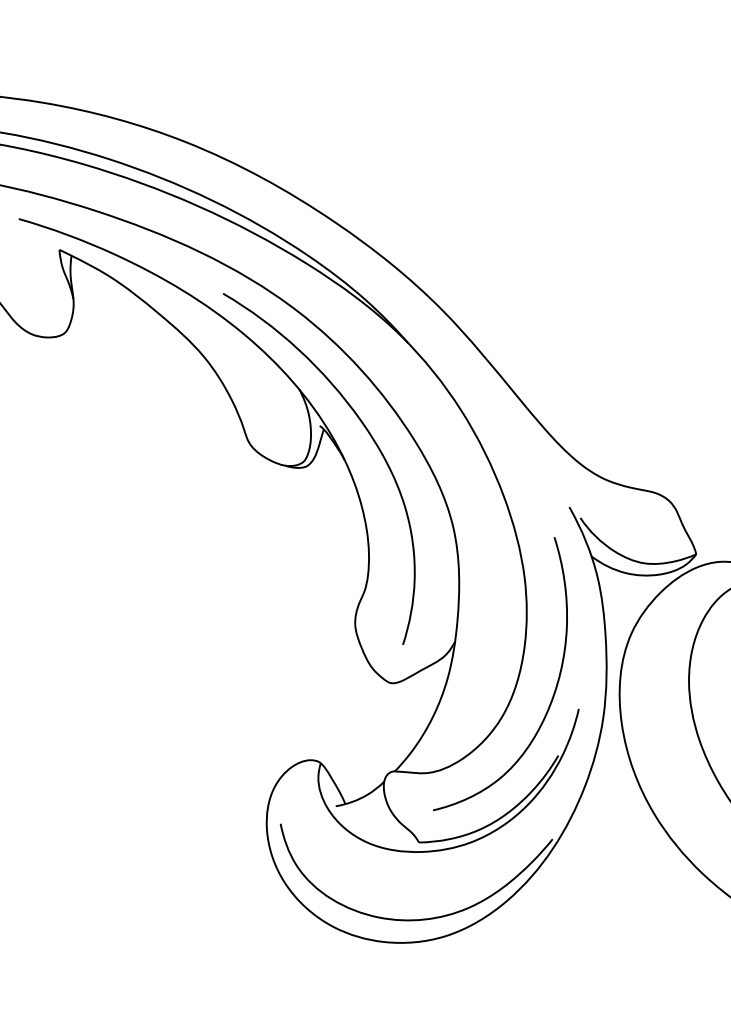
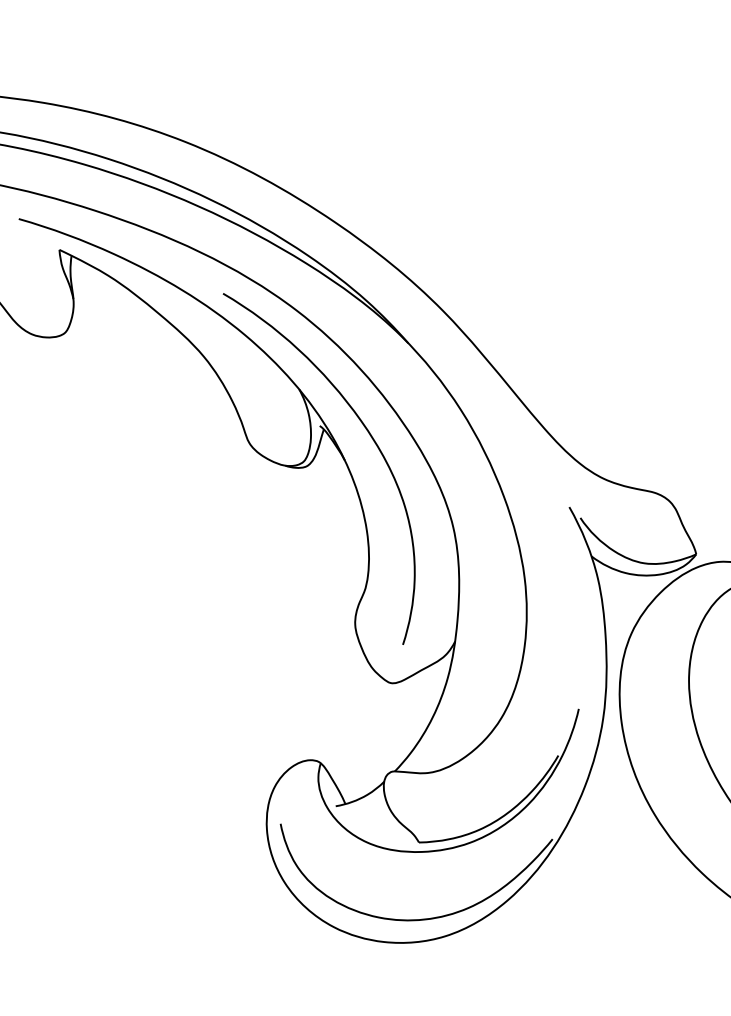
curve: present -> none (553, 692)
